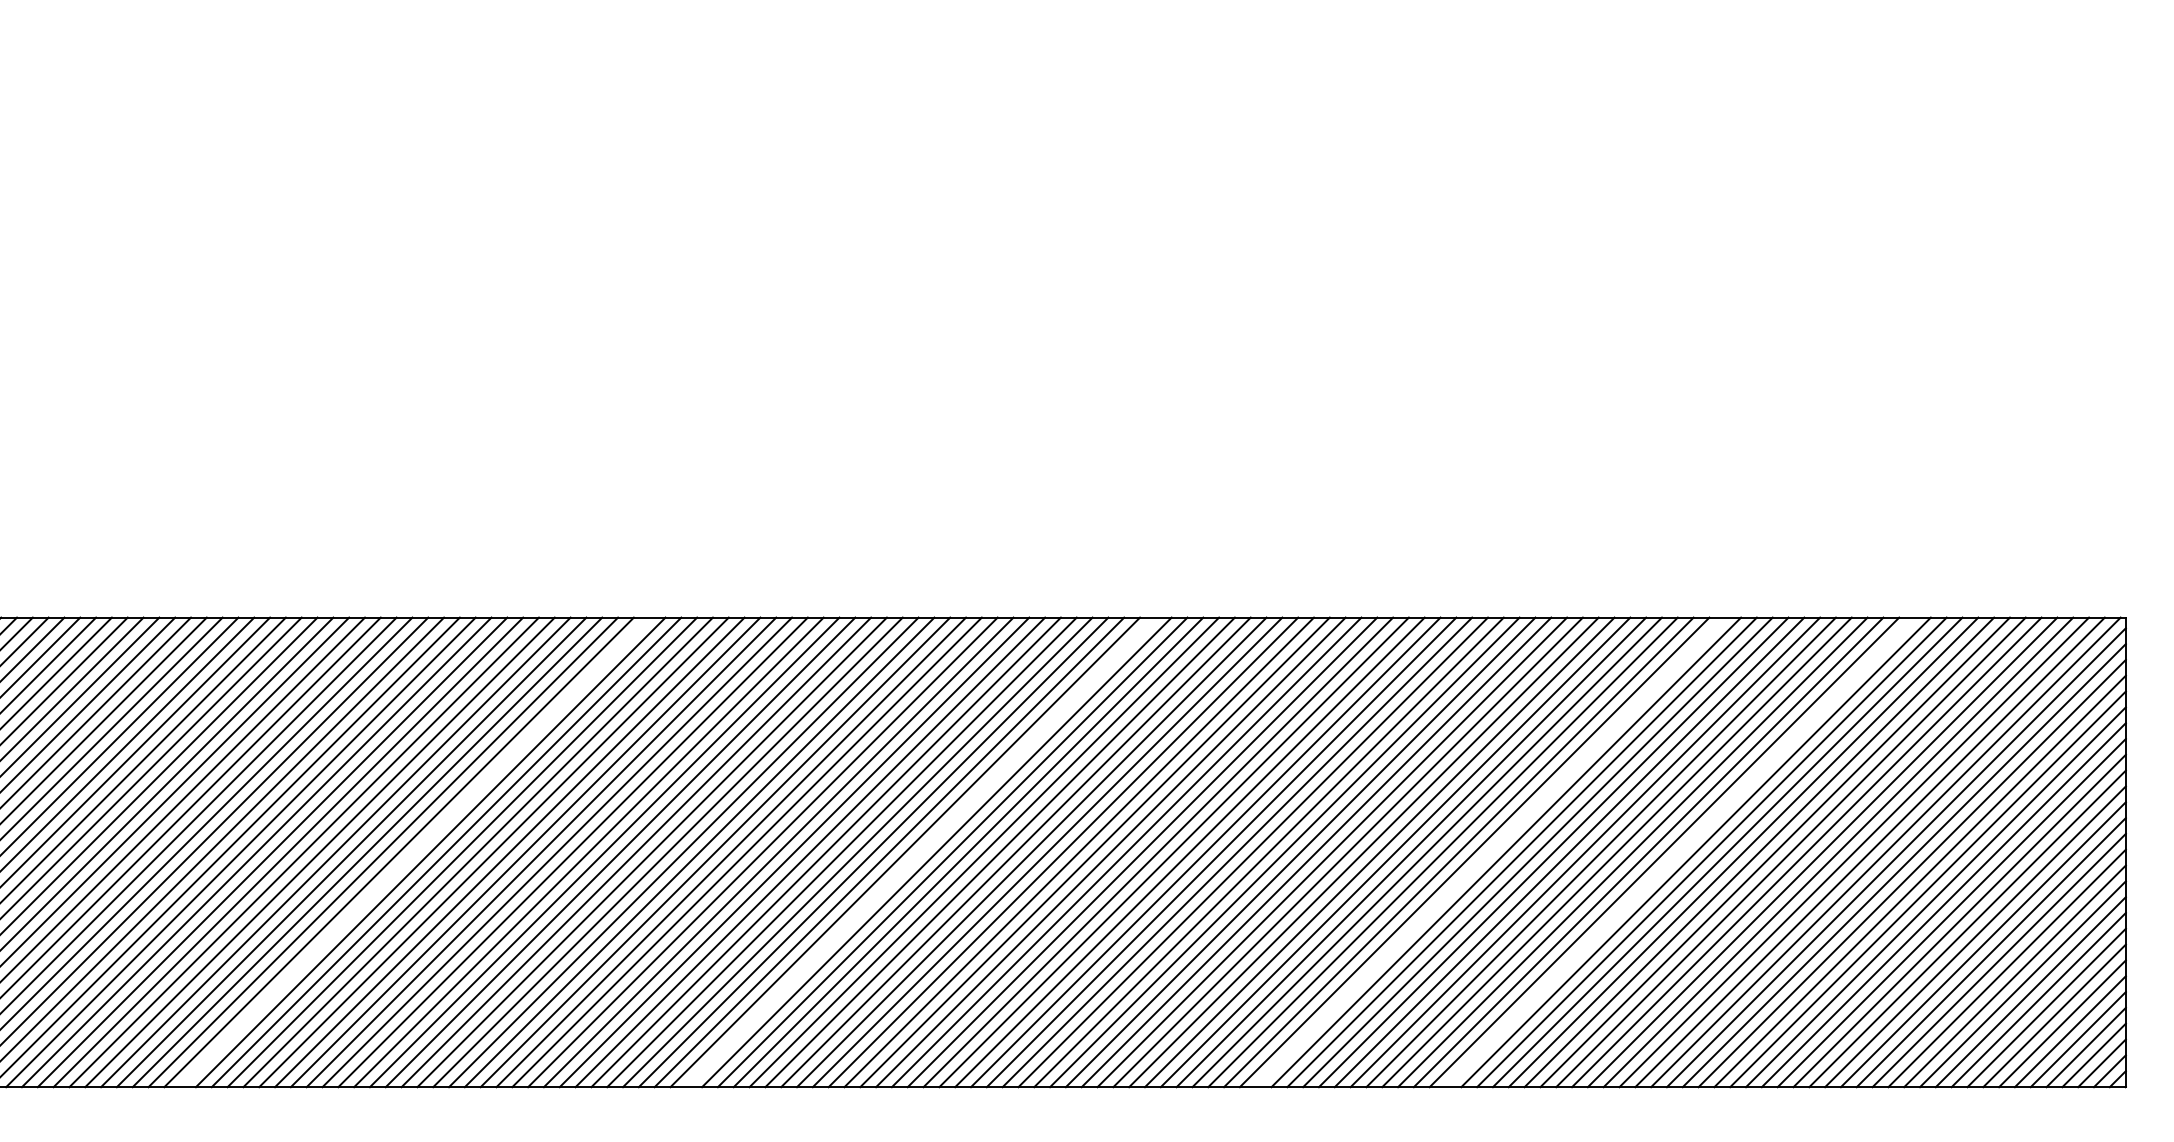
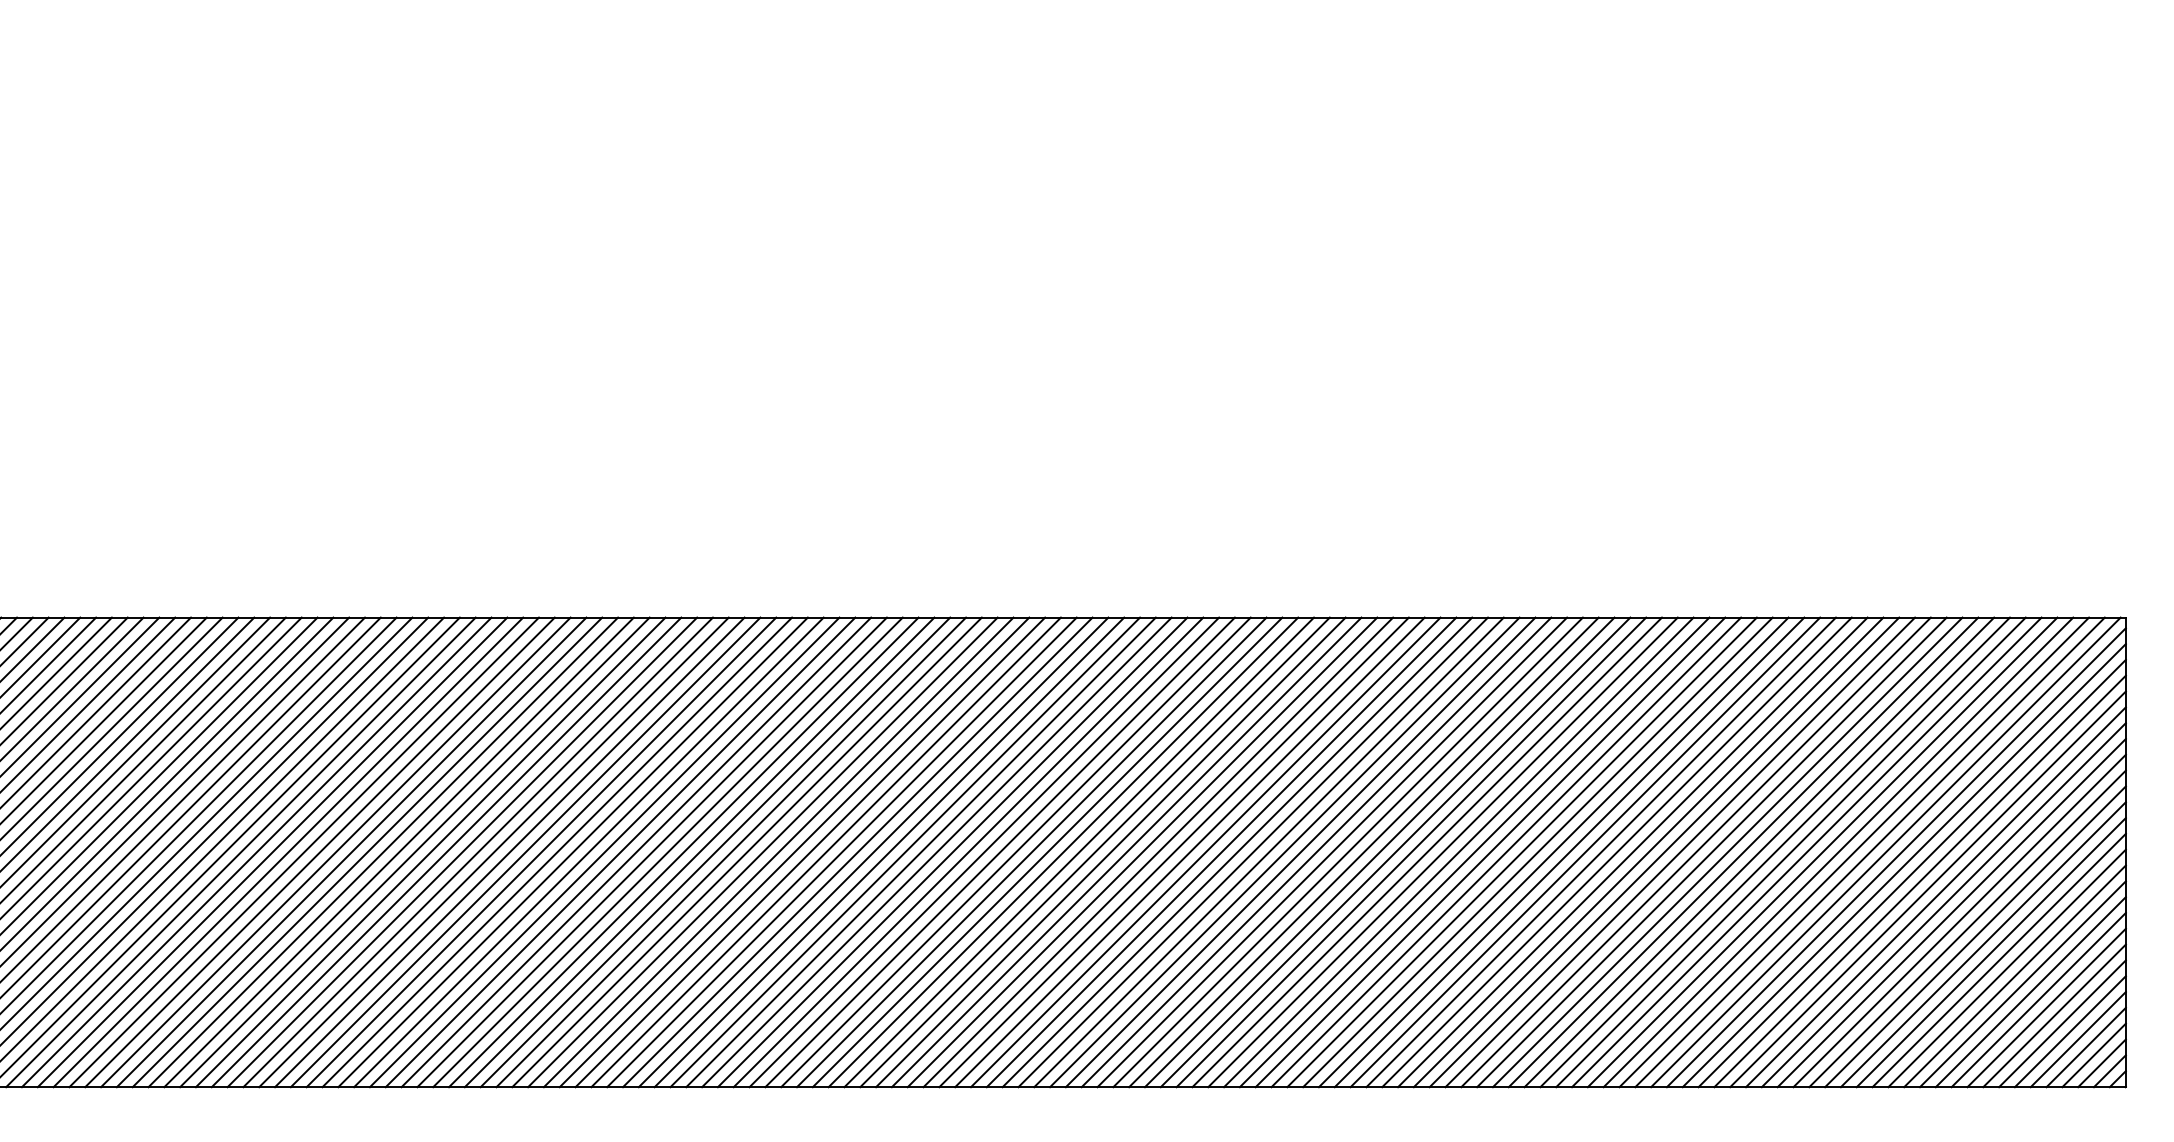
line: none -> present (414, 852)
line: none -> present (920, 852)
line: none -> present (1490, 852)
line: none -> present (1680, 852)
